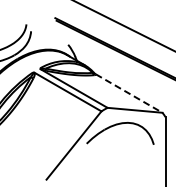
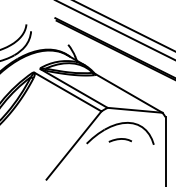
line: none -> present (115, 30)
line: dashed -> solid (129, 93)
curve: none -> present (119, 139)
